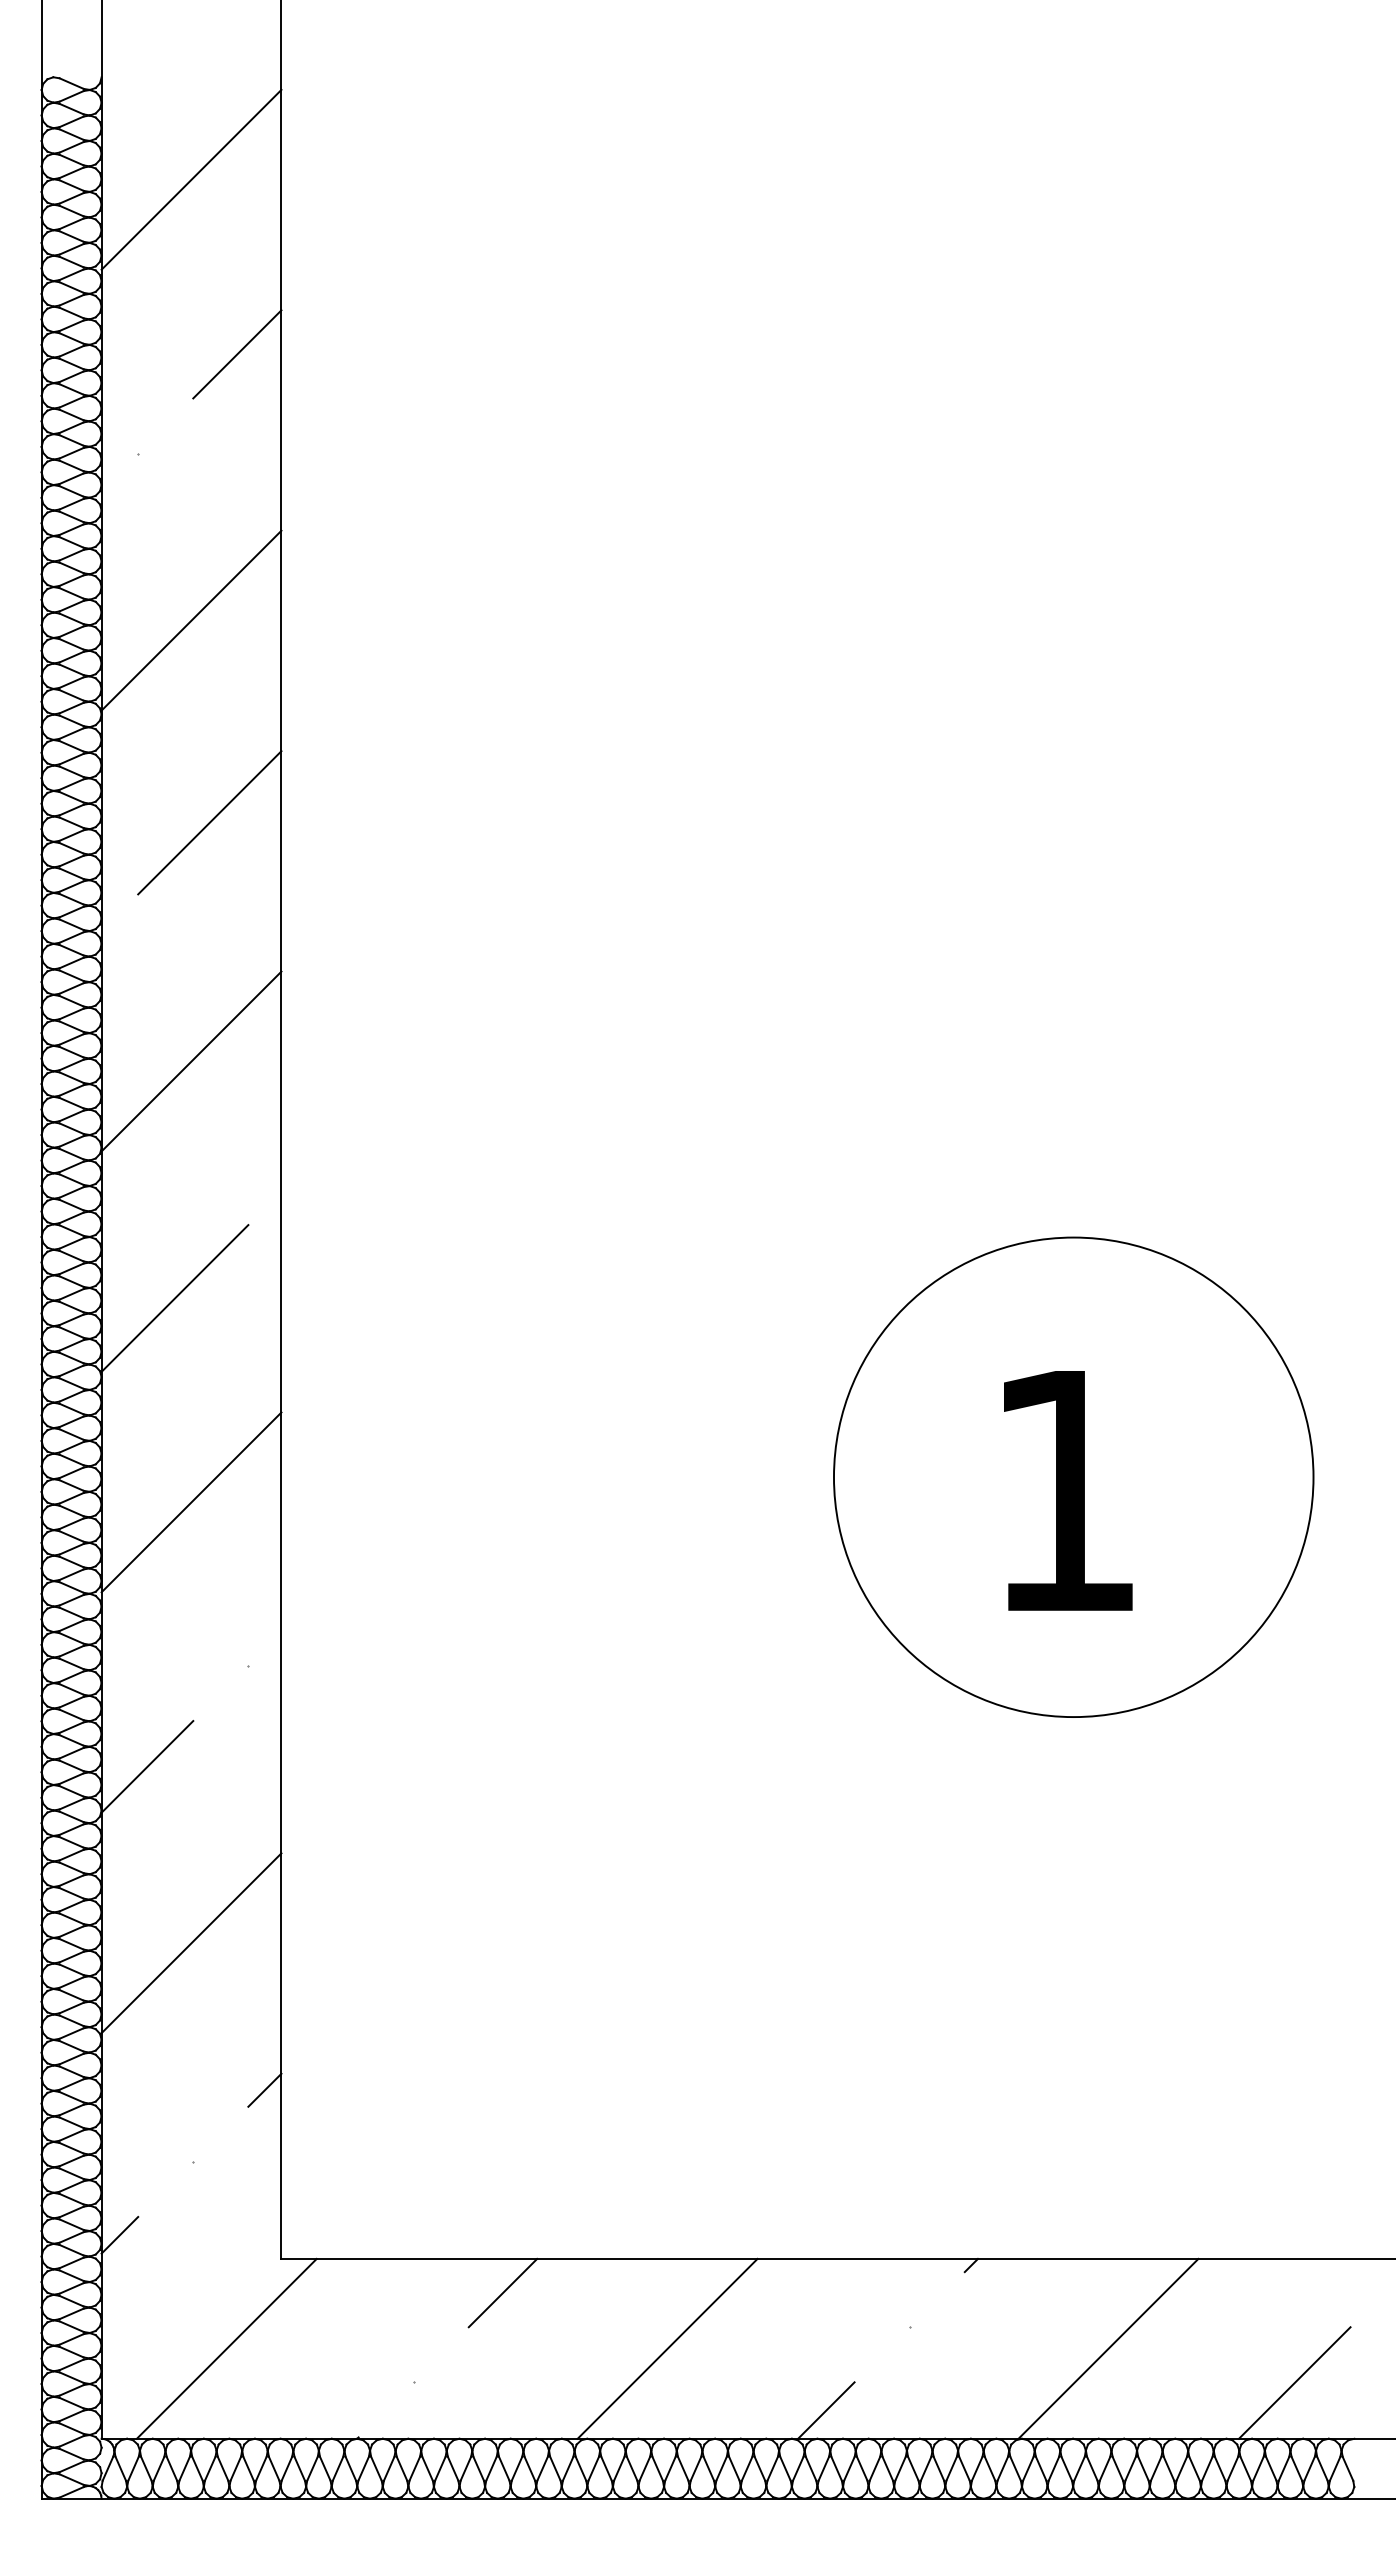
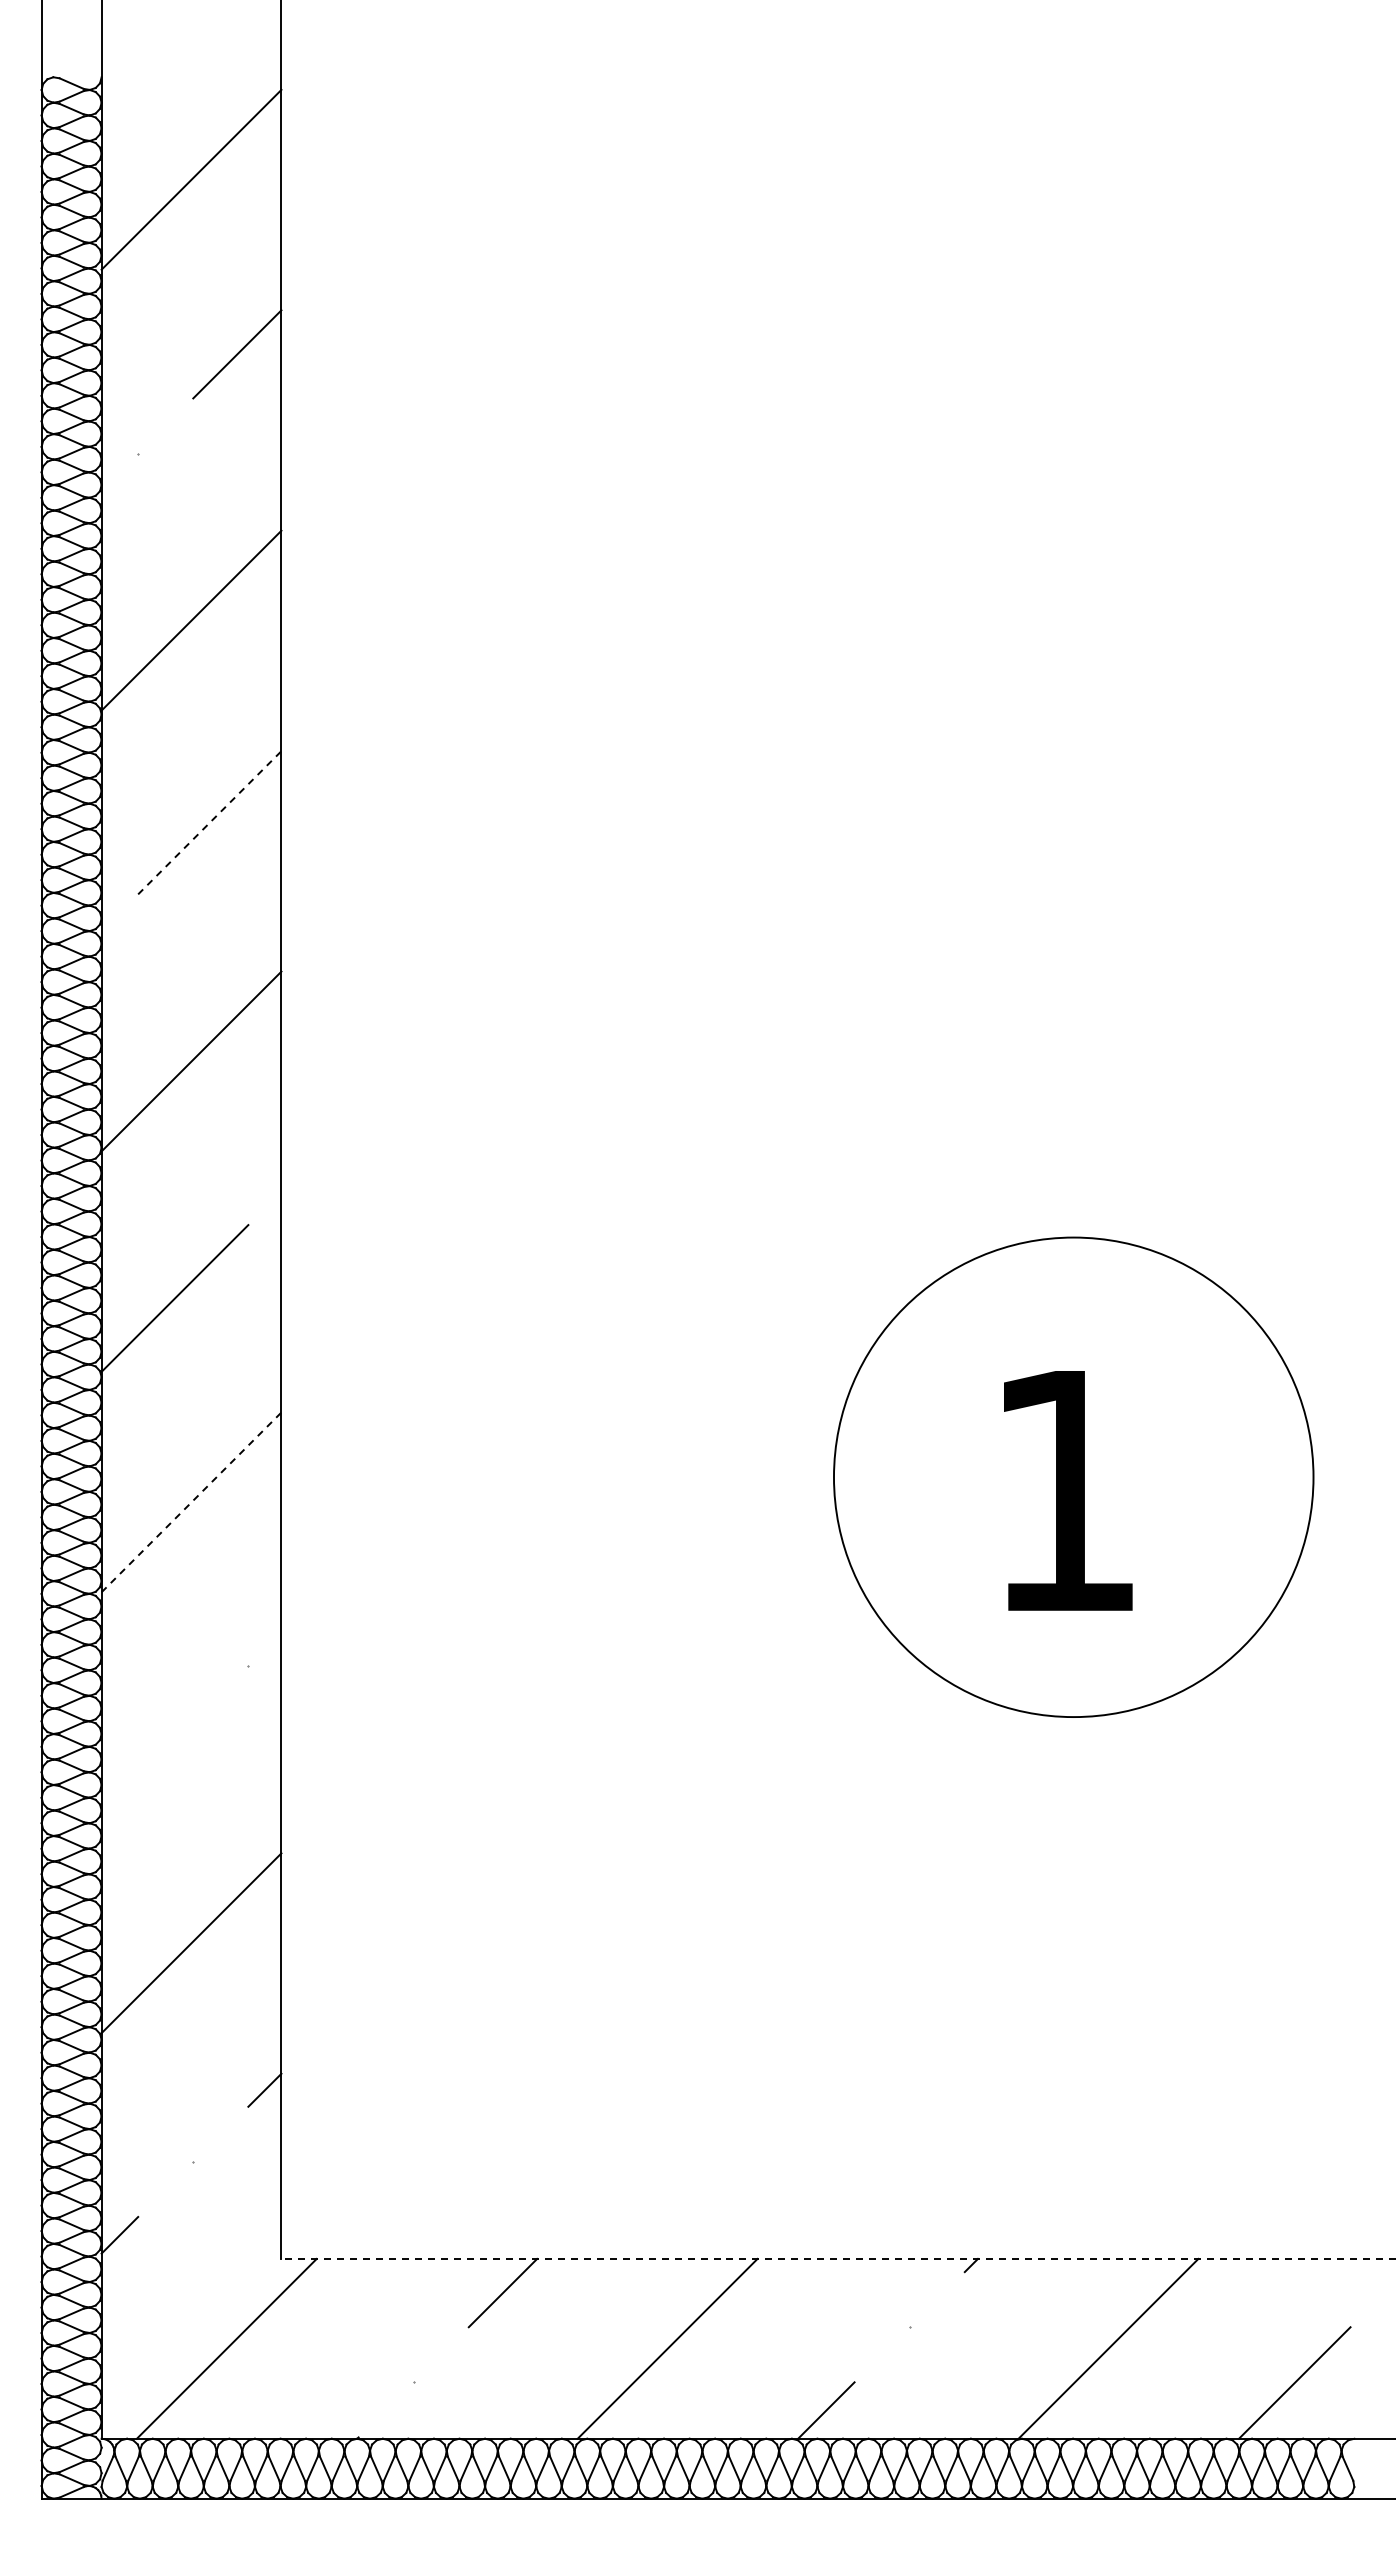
line: solid -> dashed (210, 822)
line: solid -> dashed (191, 1502)
line: present -> none (147, 1766)
line: solid -> dashed (838, 2258)
